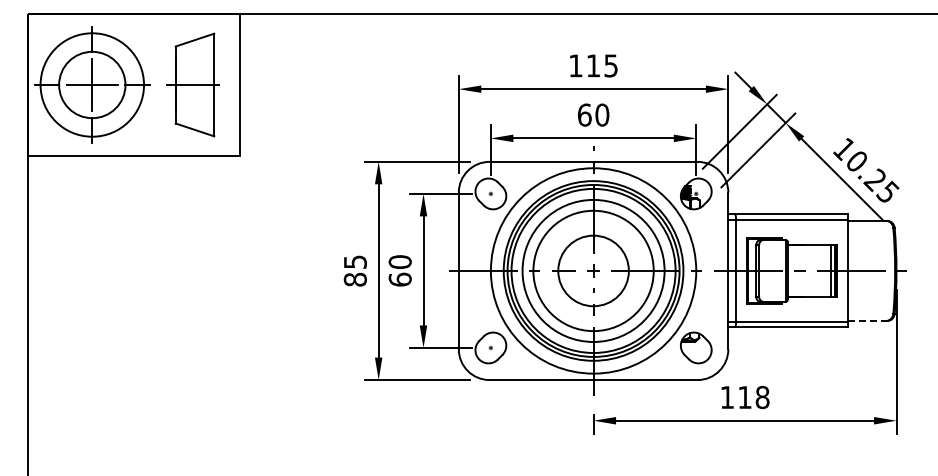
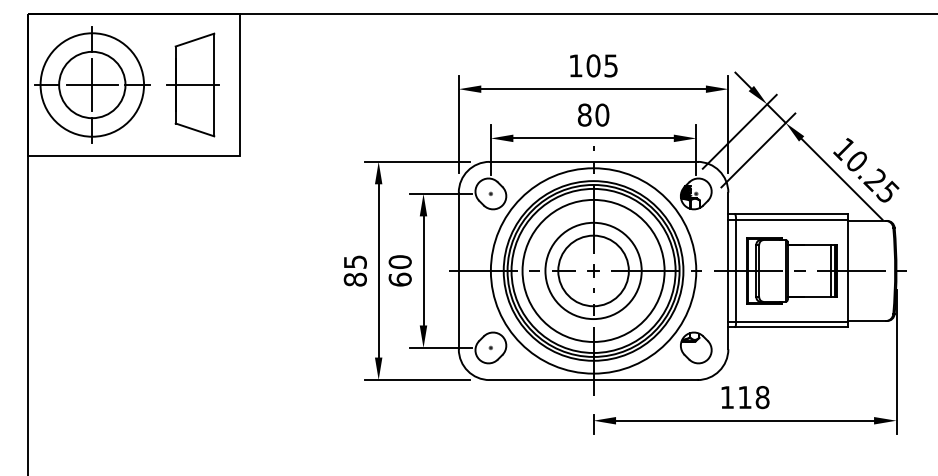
text: 115 -> 105 (593, 65)
text: 60 -> 80 (584, 114)
circle diameter: 120 px -> 96 px (593, 270)
line: dashed -> solid (867, 321)
